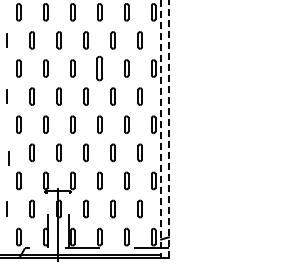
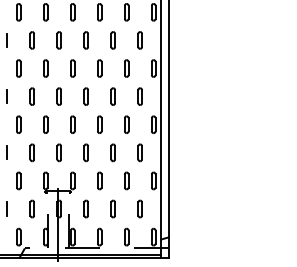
part size: 8x27 px -> 6x19 px (99, 68)
line: dashed -> solid (161, 129)
line: dashed -> solid (168, 129)
line position: (8, 158) -> (6, 152) (6, 152)
